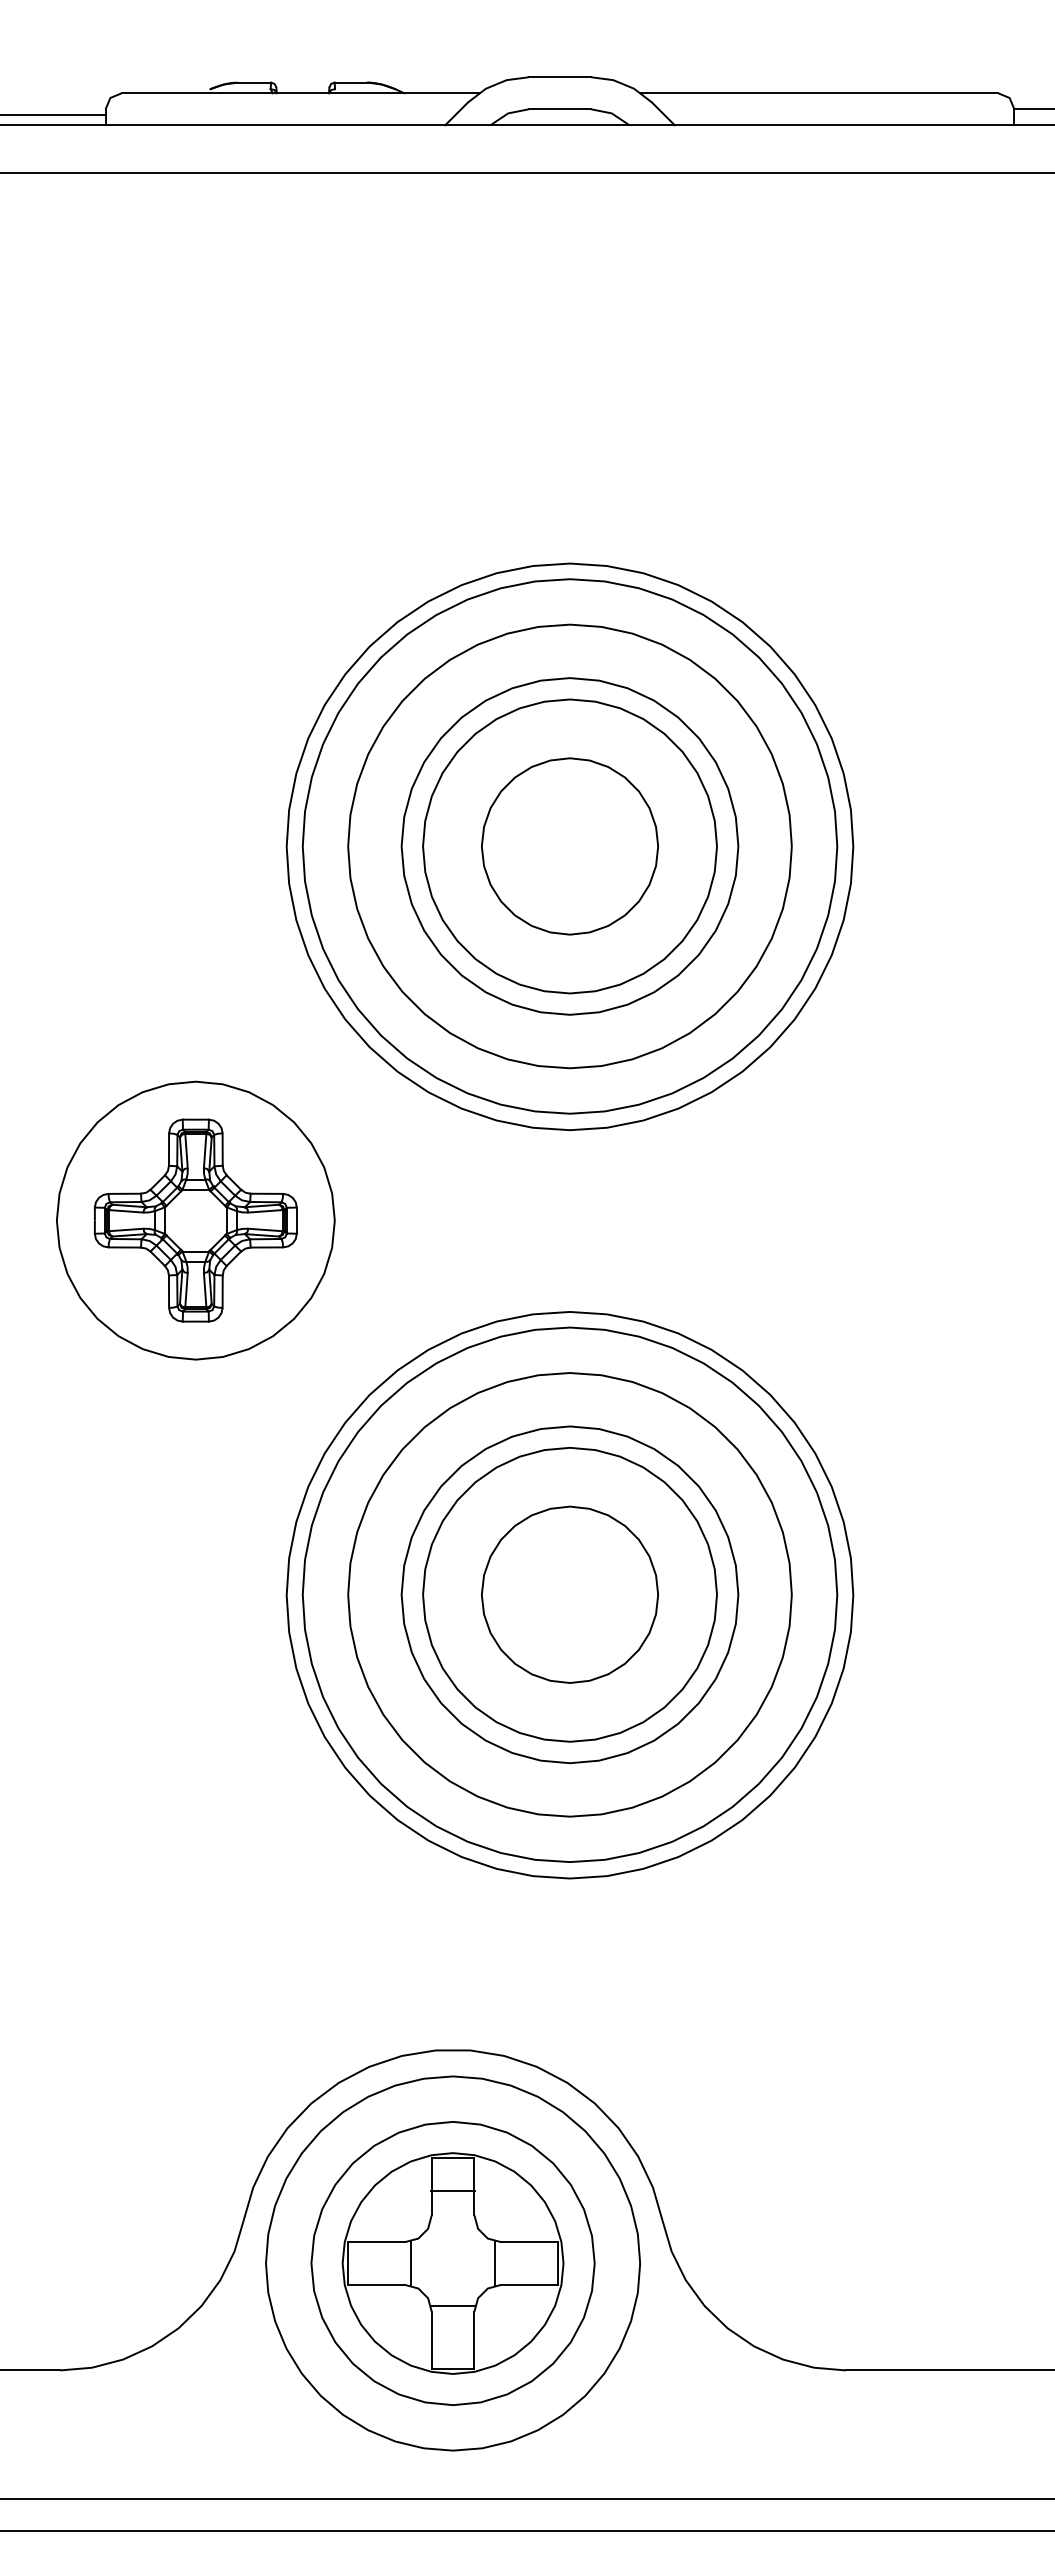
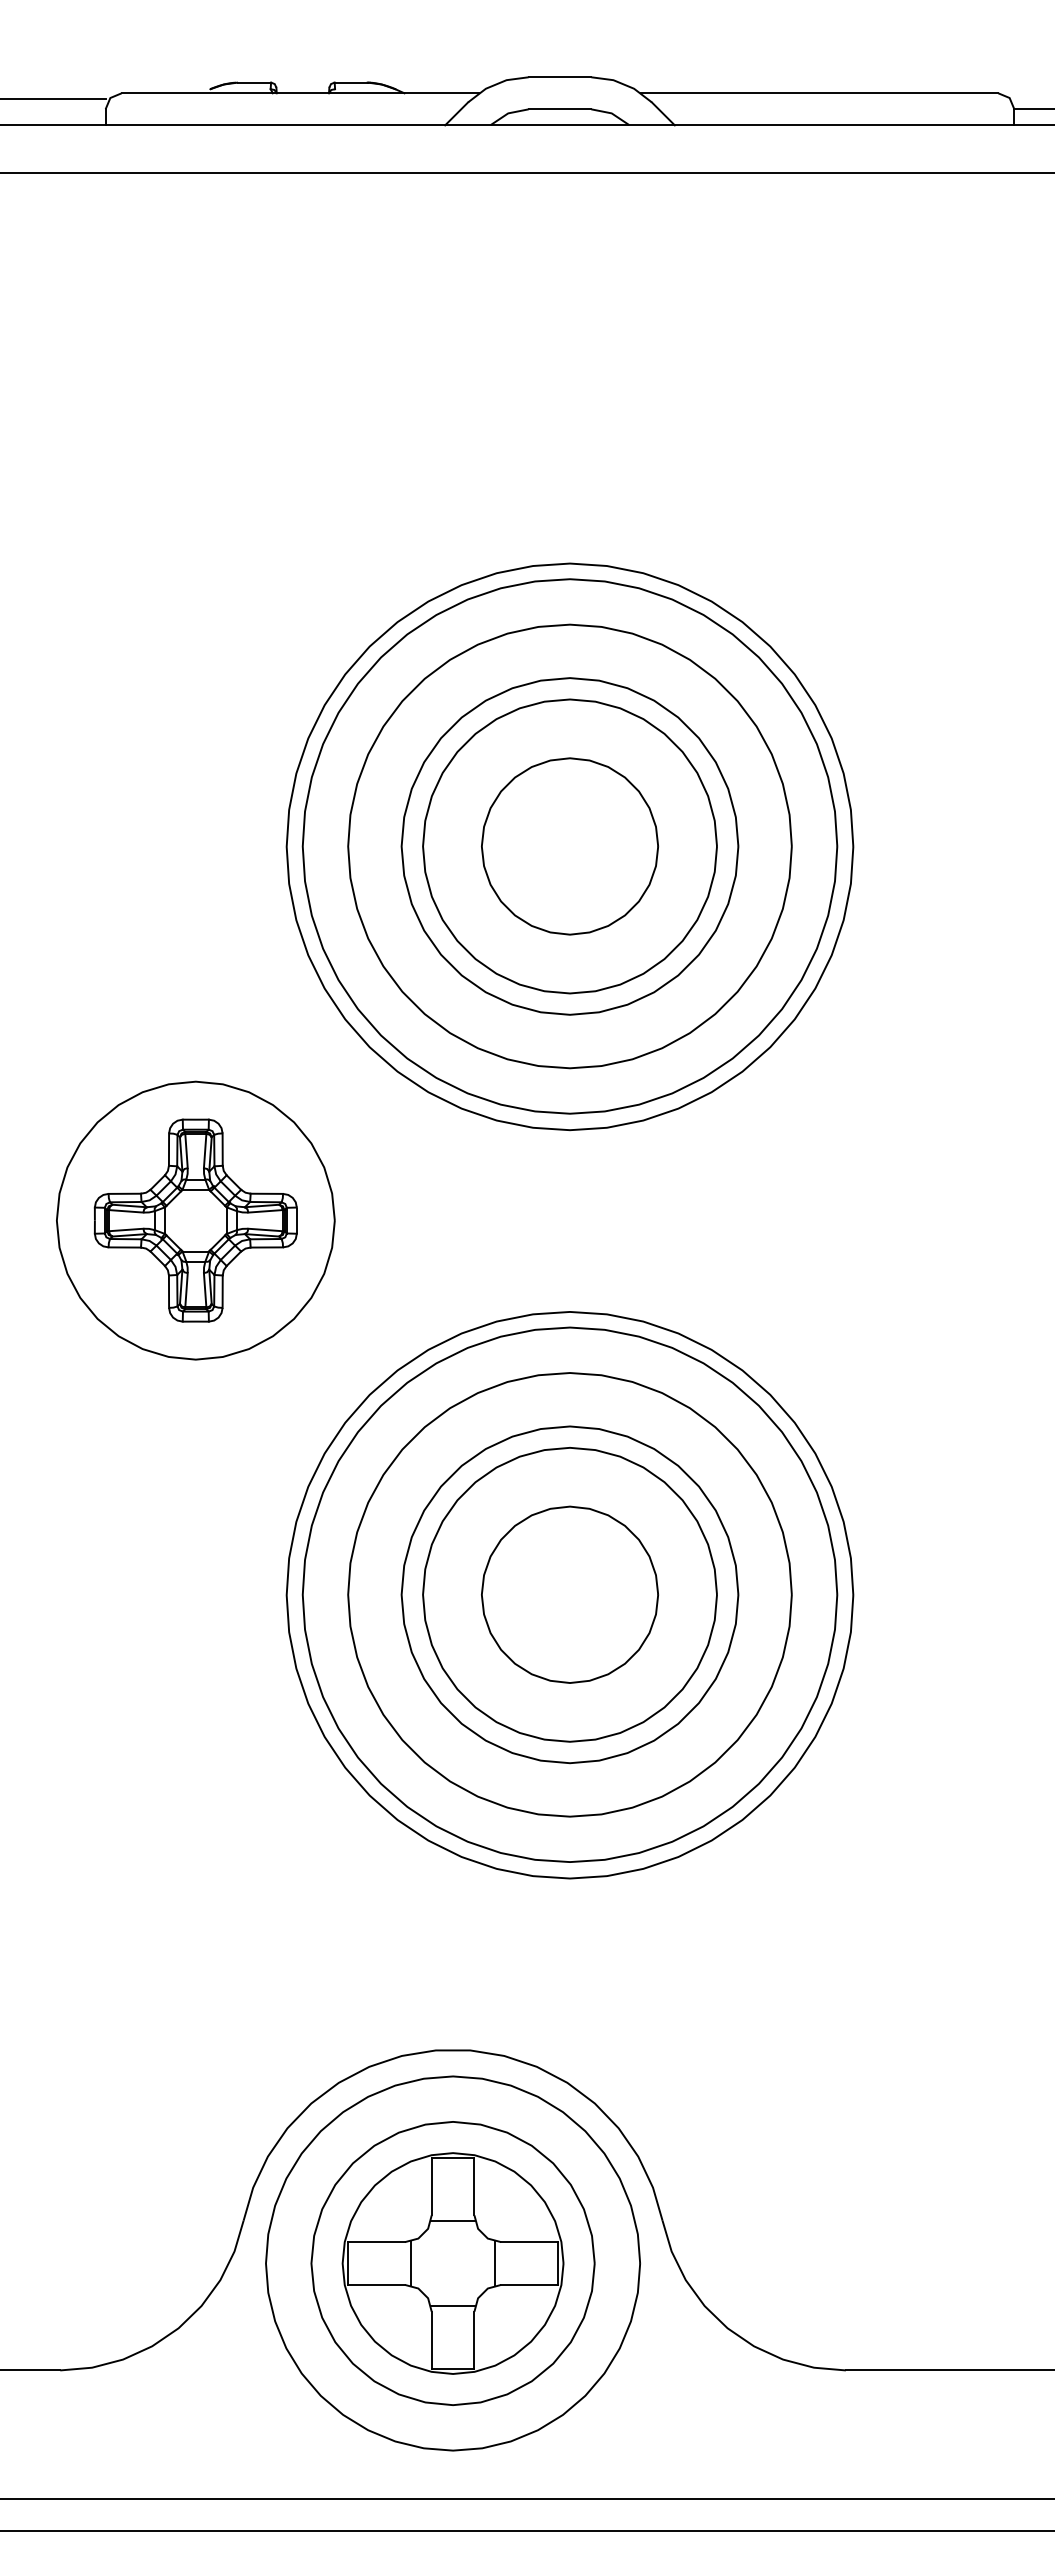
line position: (53, 114) -> (53, 98) (53, 98)
line position: (453, 2191) -> (453, 2221) (453, 2221)
